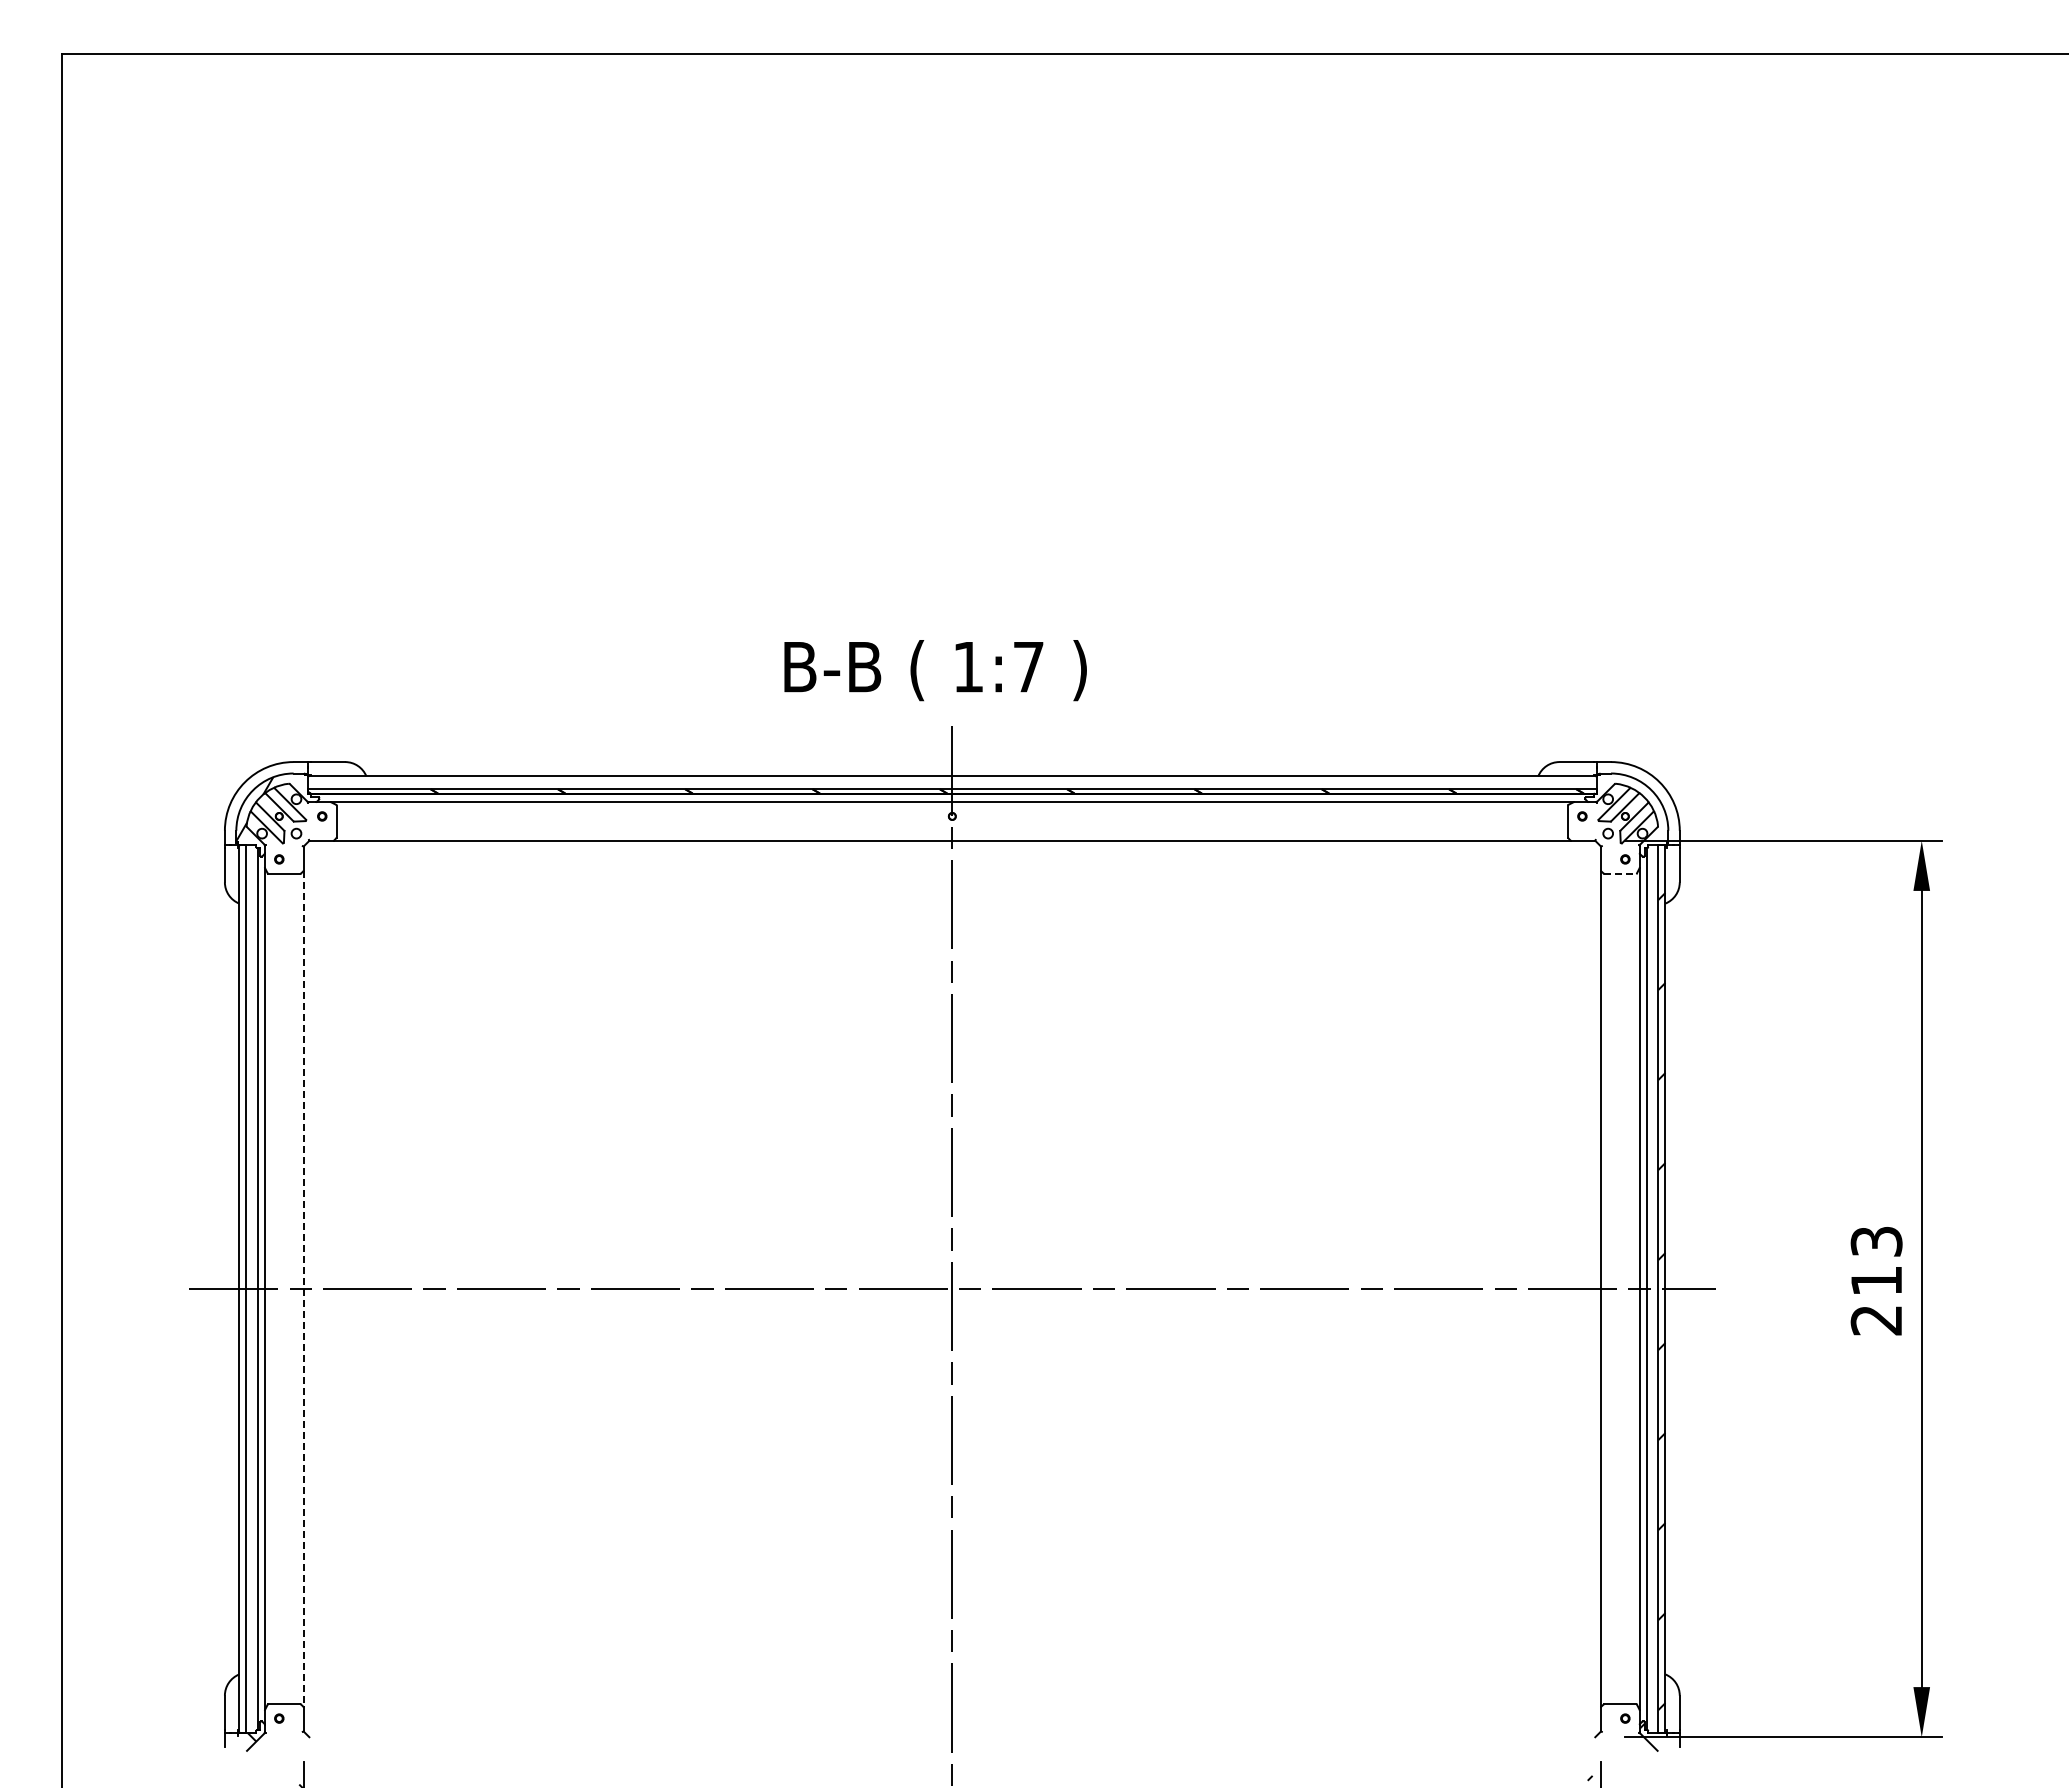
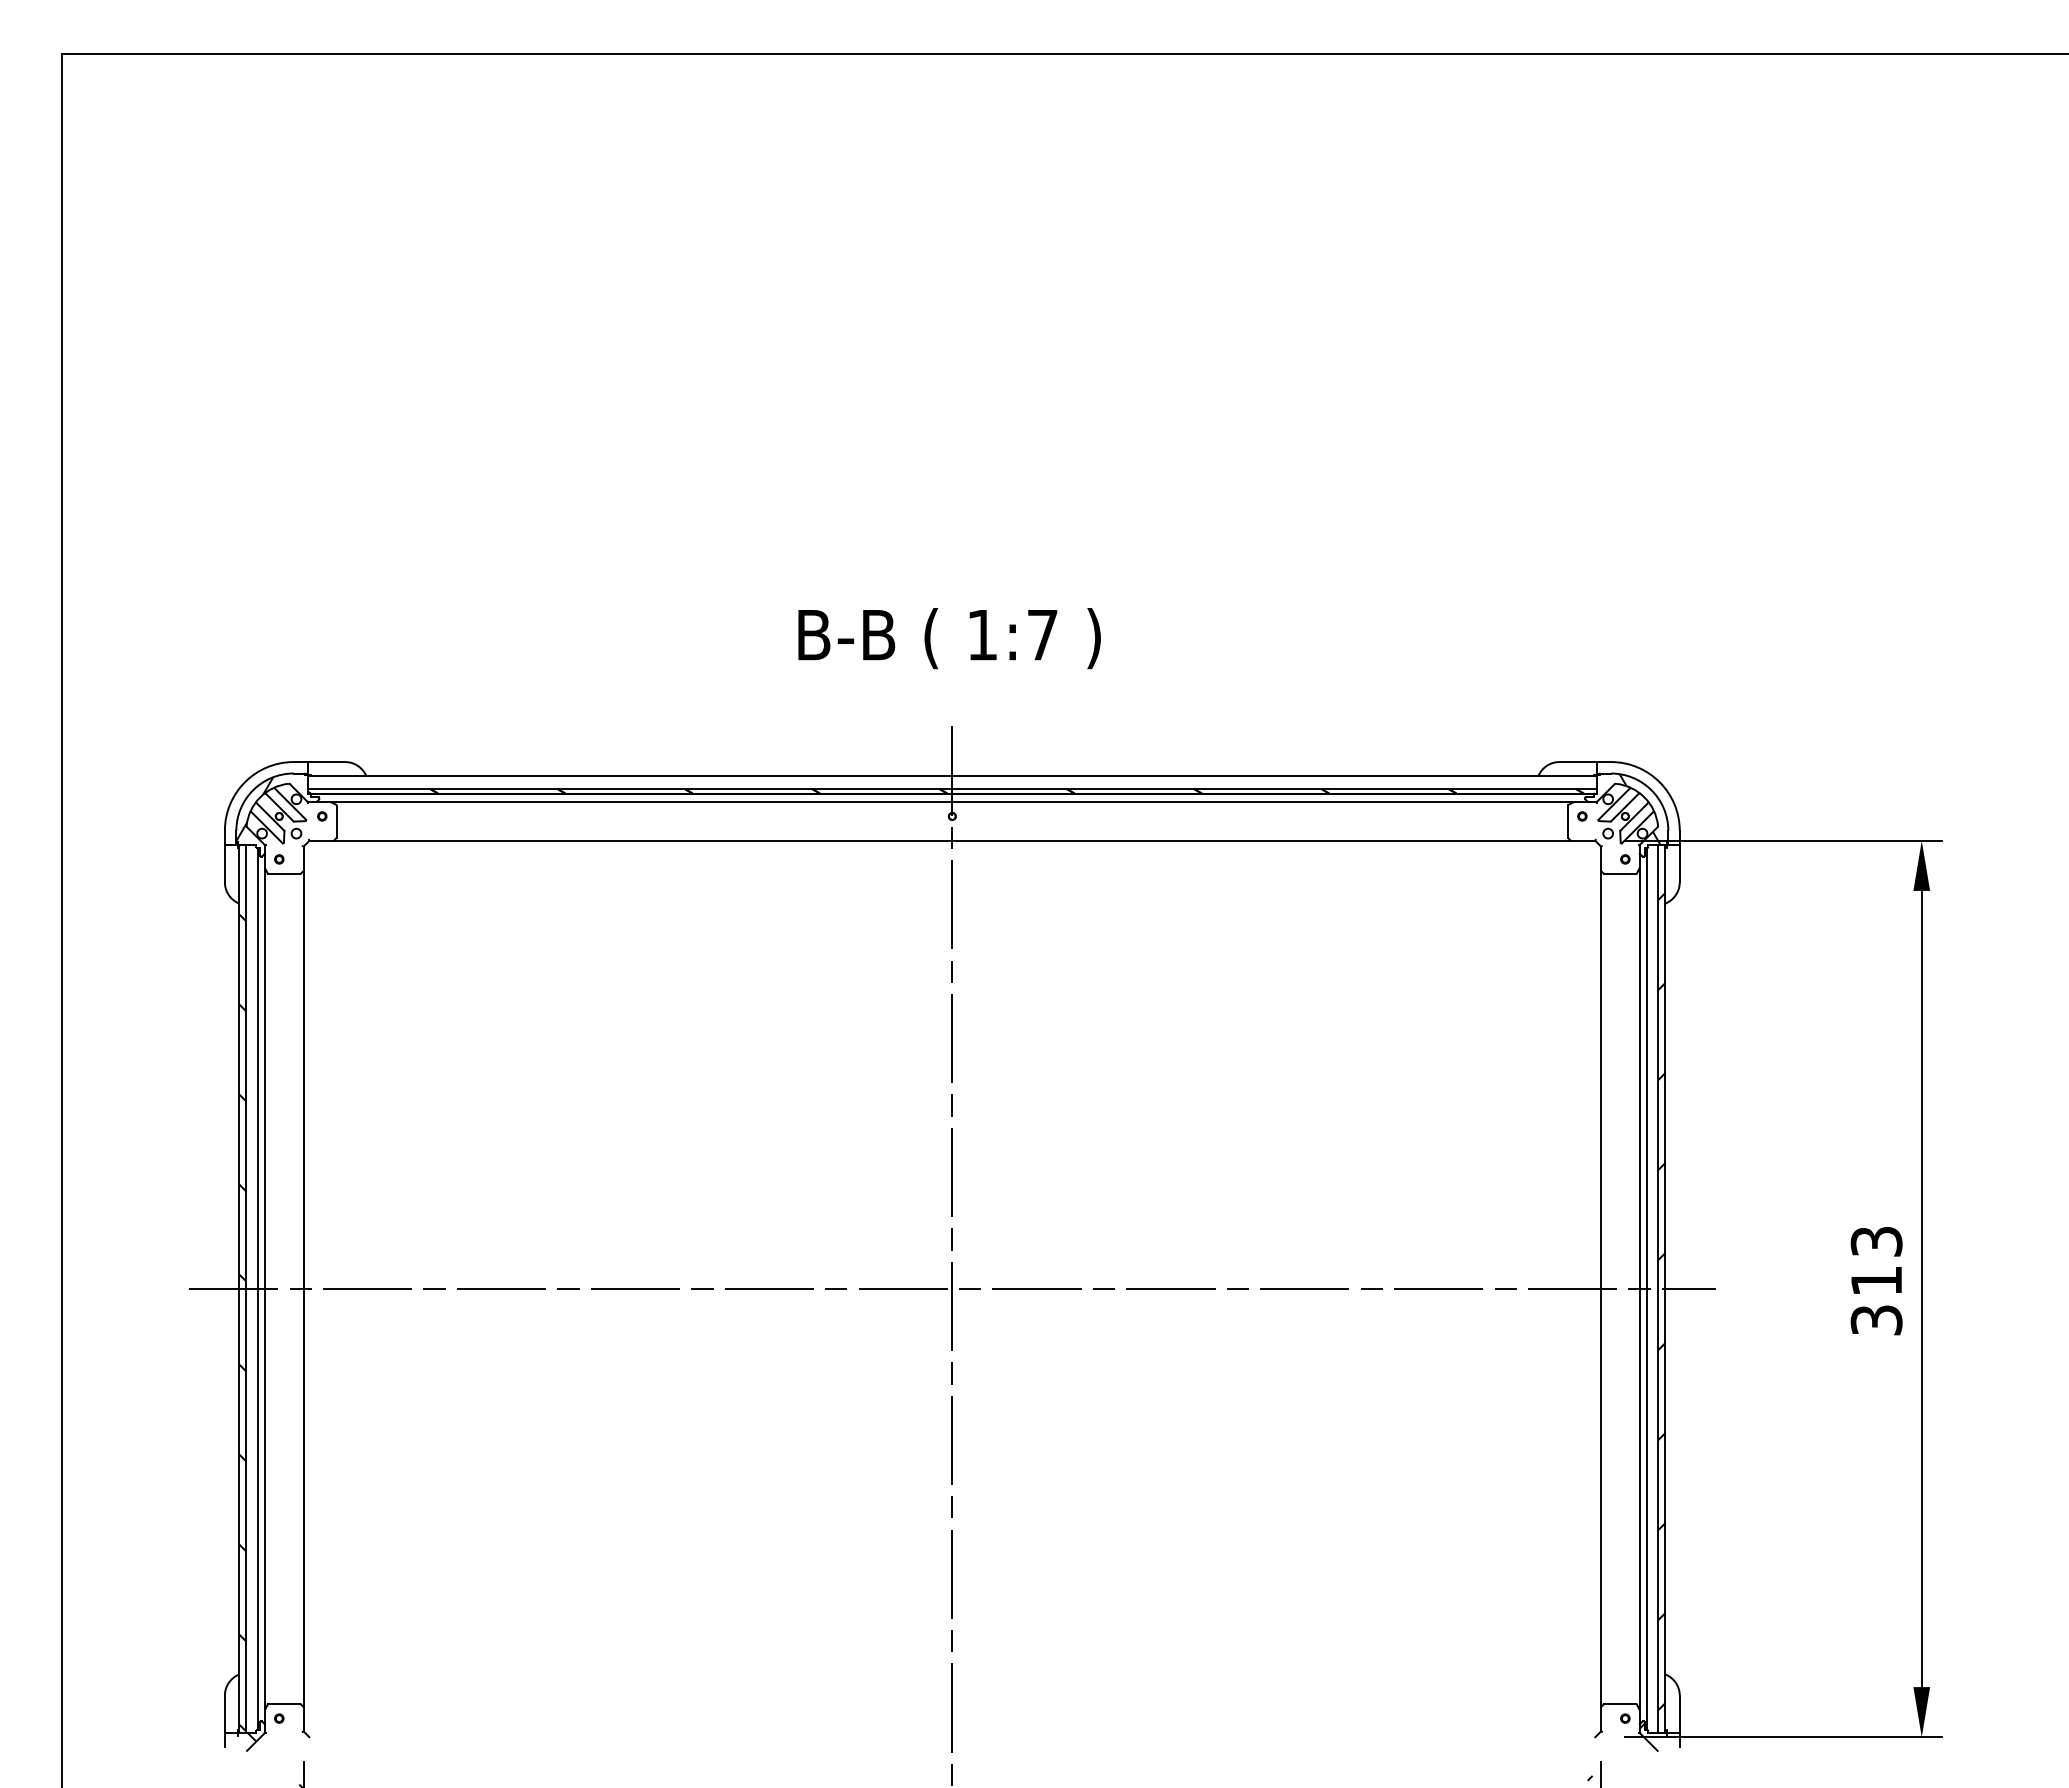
text position: (935, 670) -> (949, 638) (949, 638)
hatch: none -> present (1639, 809)
line: dashed -> solid (1620, 873)
line: dashed -> solid (303, 1289)
text: 213 -> 313 (1876, 1320)
hatch: none -> present (242, 1322)
